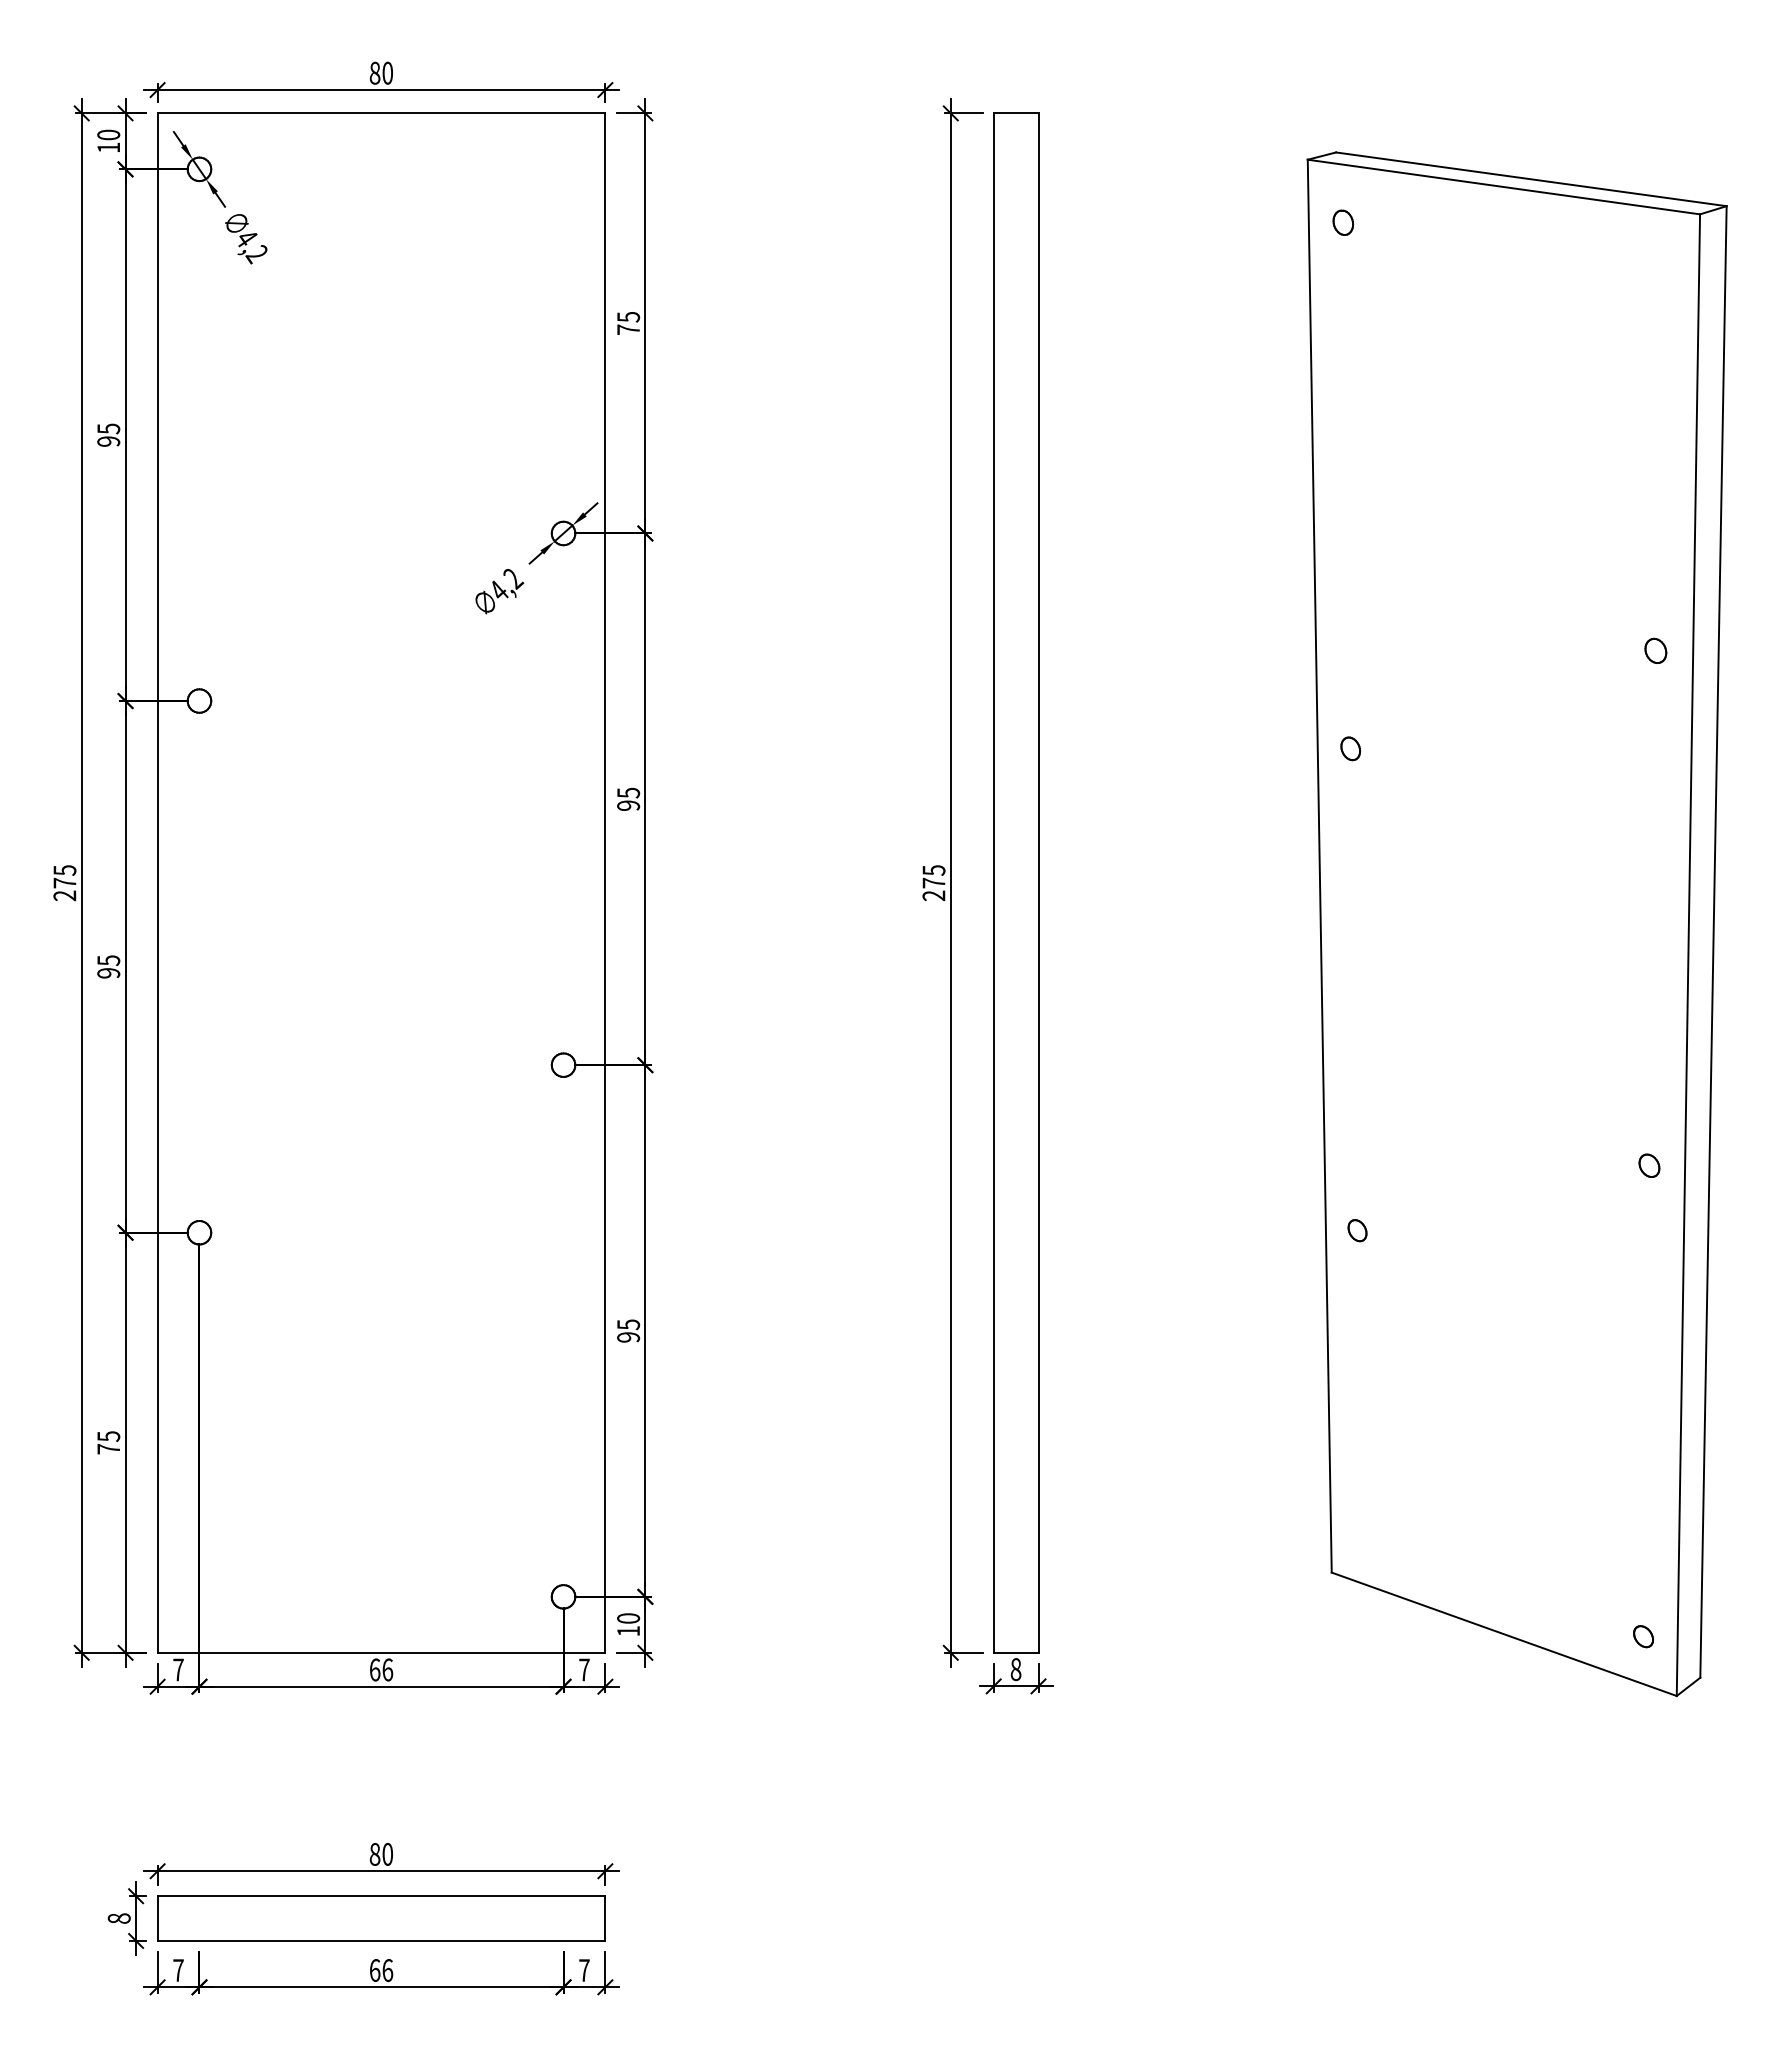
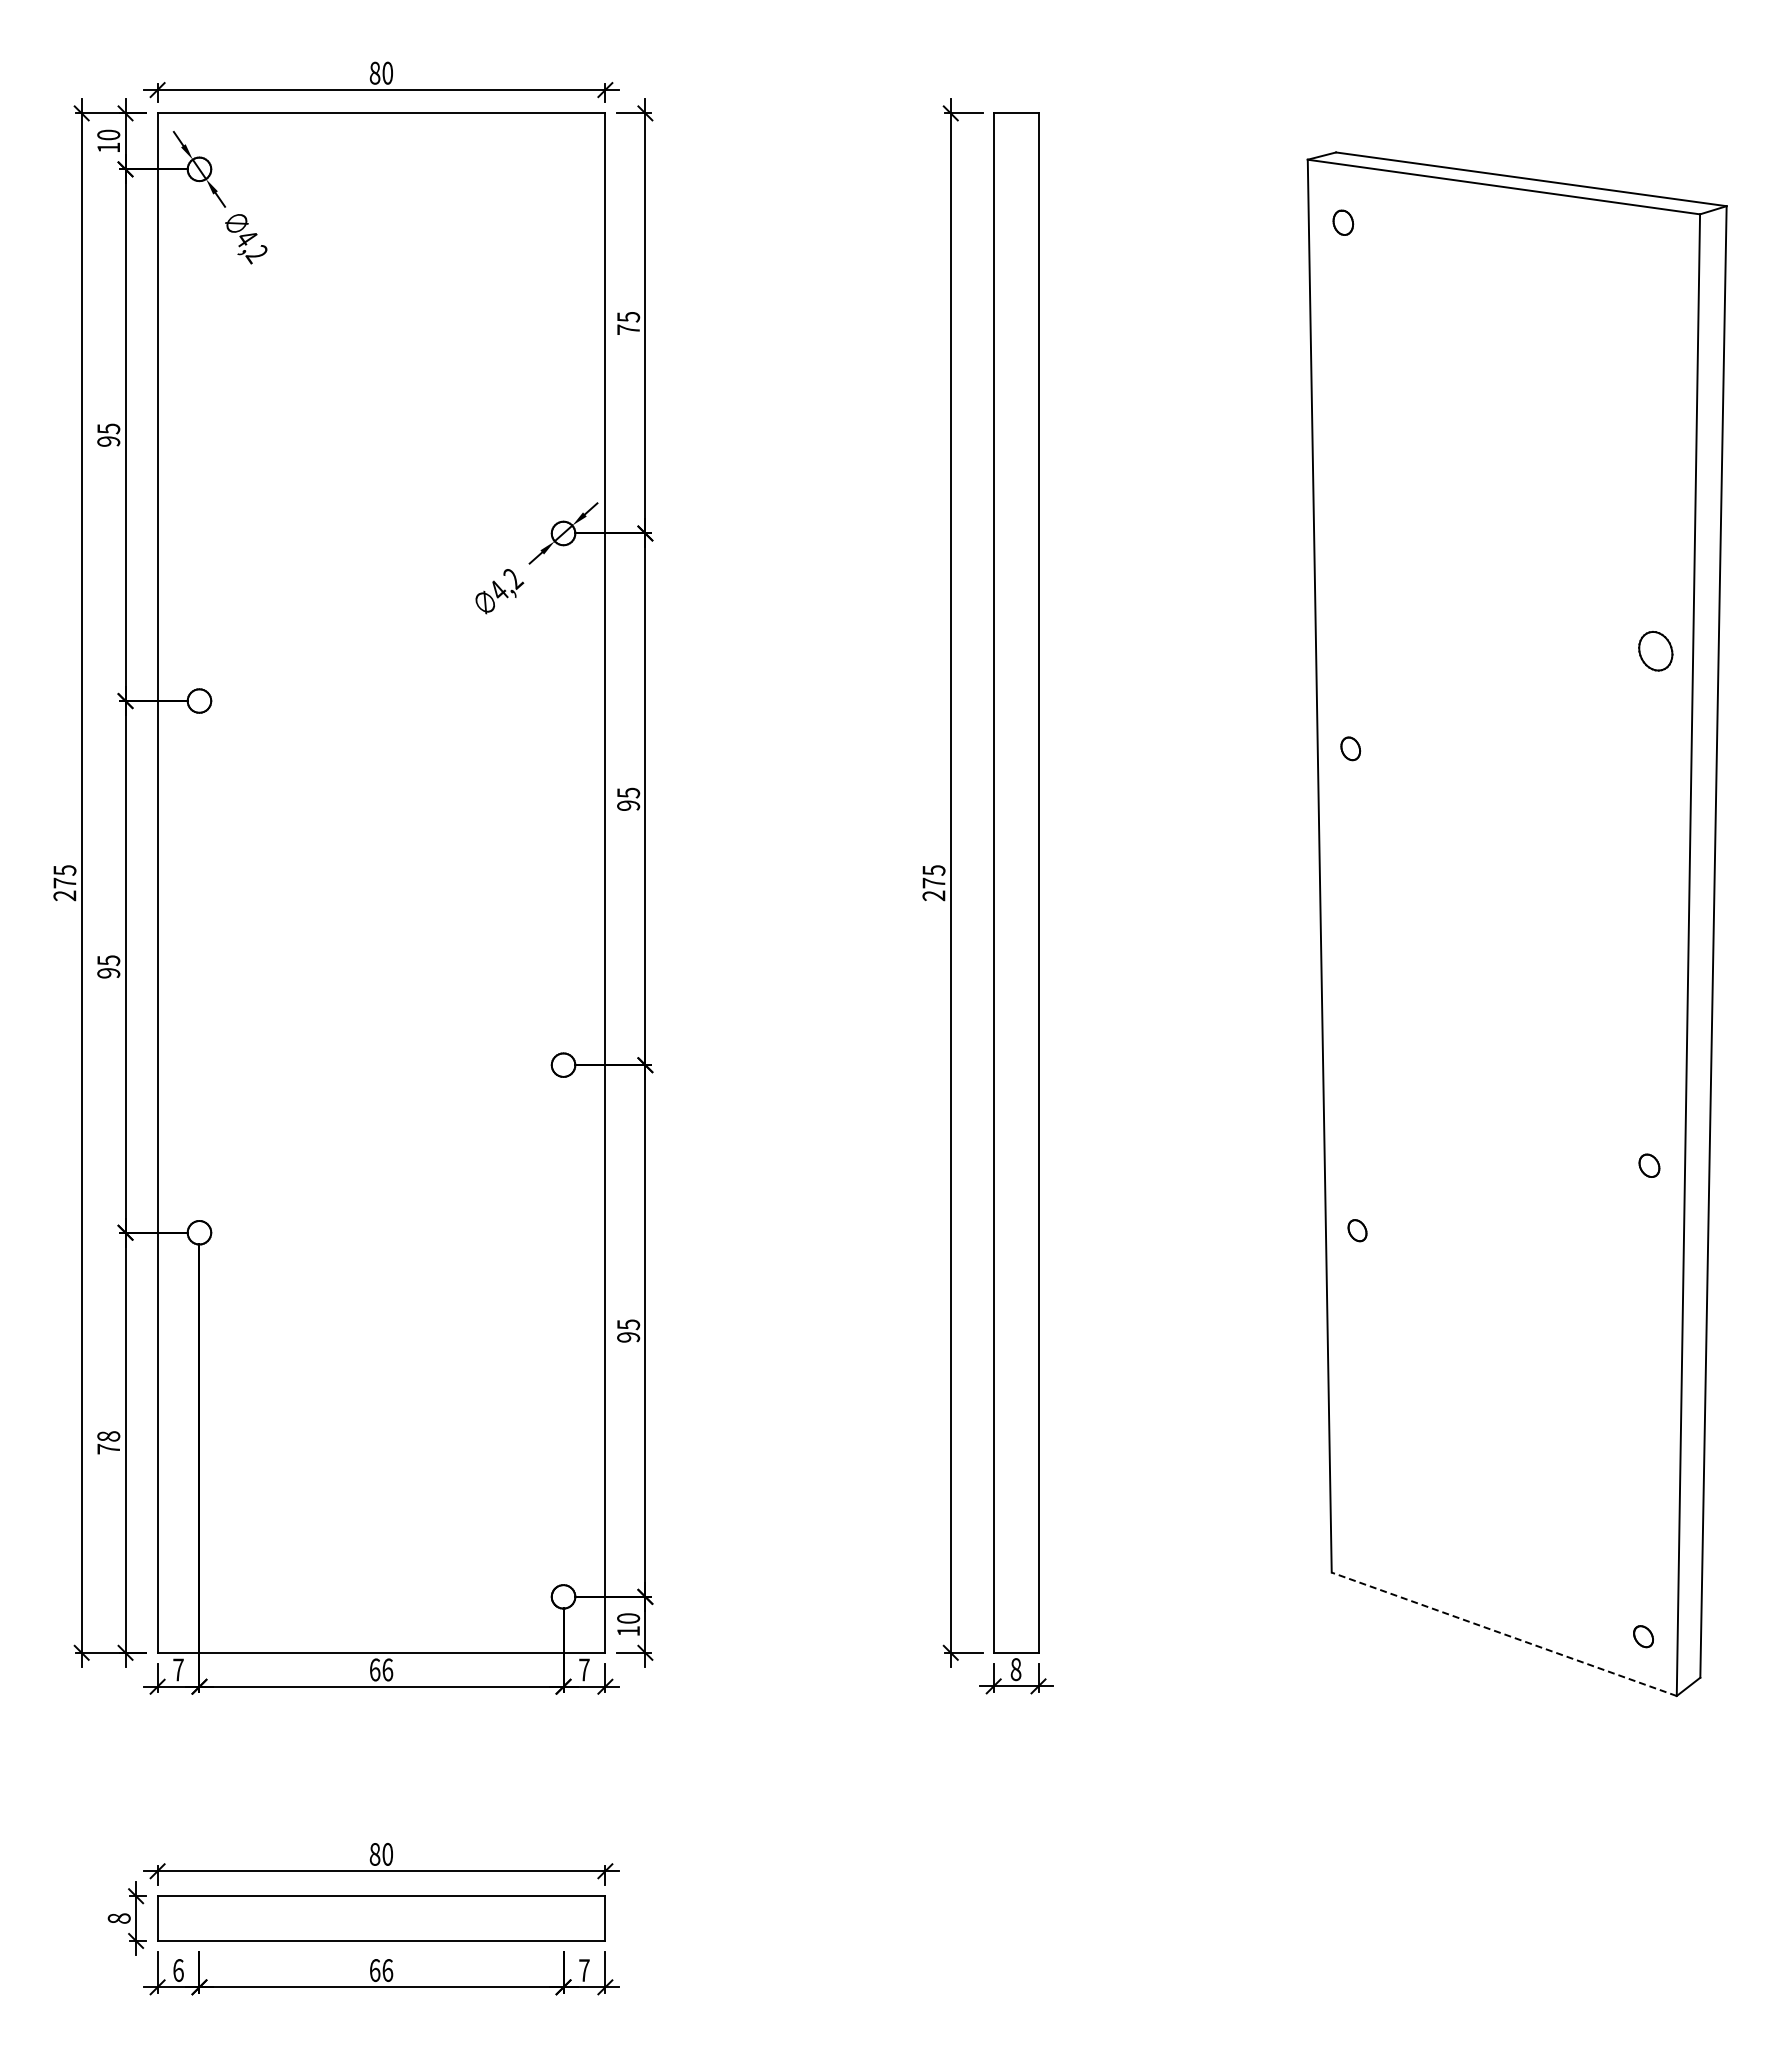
part size: 24x27 px -> 36x41 px (1655, 651)
text: 75 -> 78 (108, 1436)
line: solid -> dashed (1503, 1634)
text: 7 -> 6 (178, 1970)
